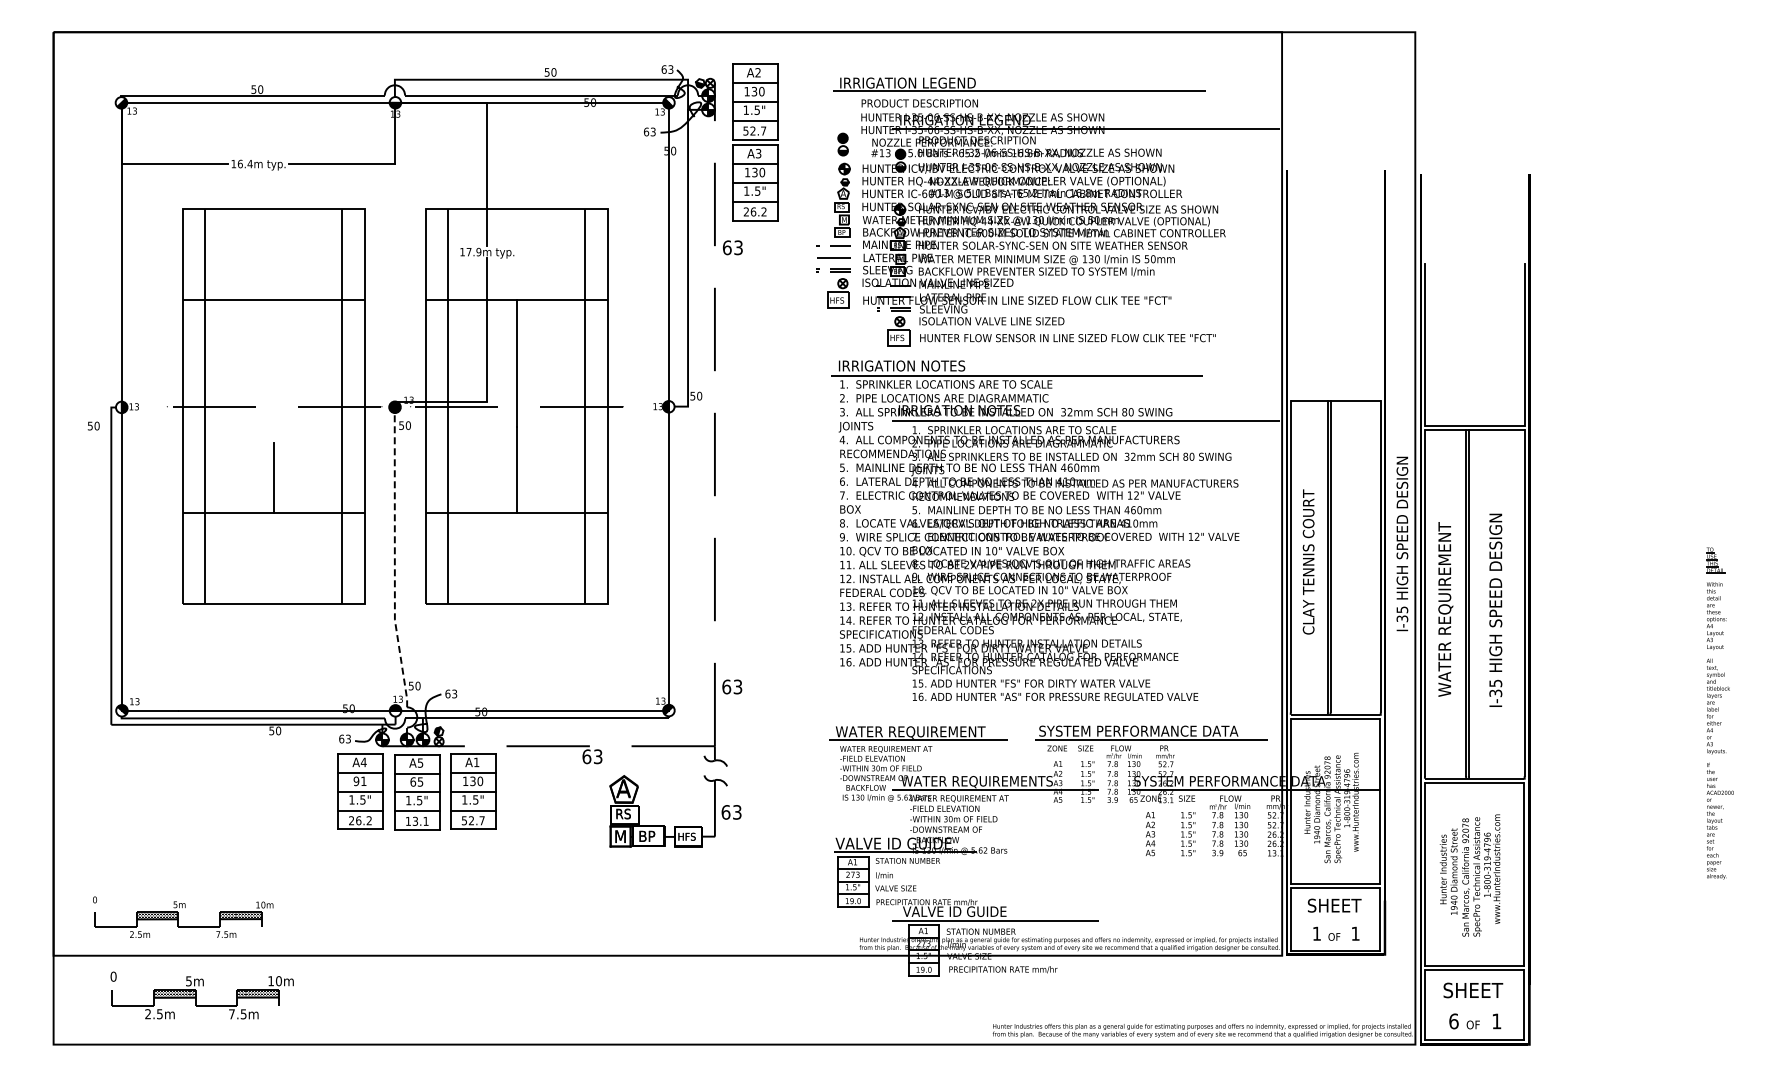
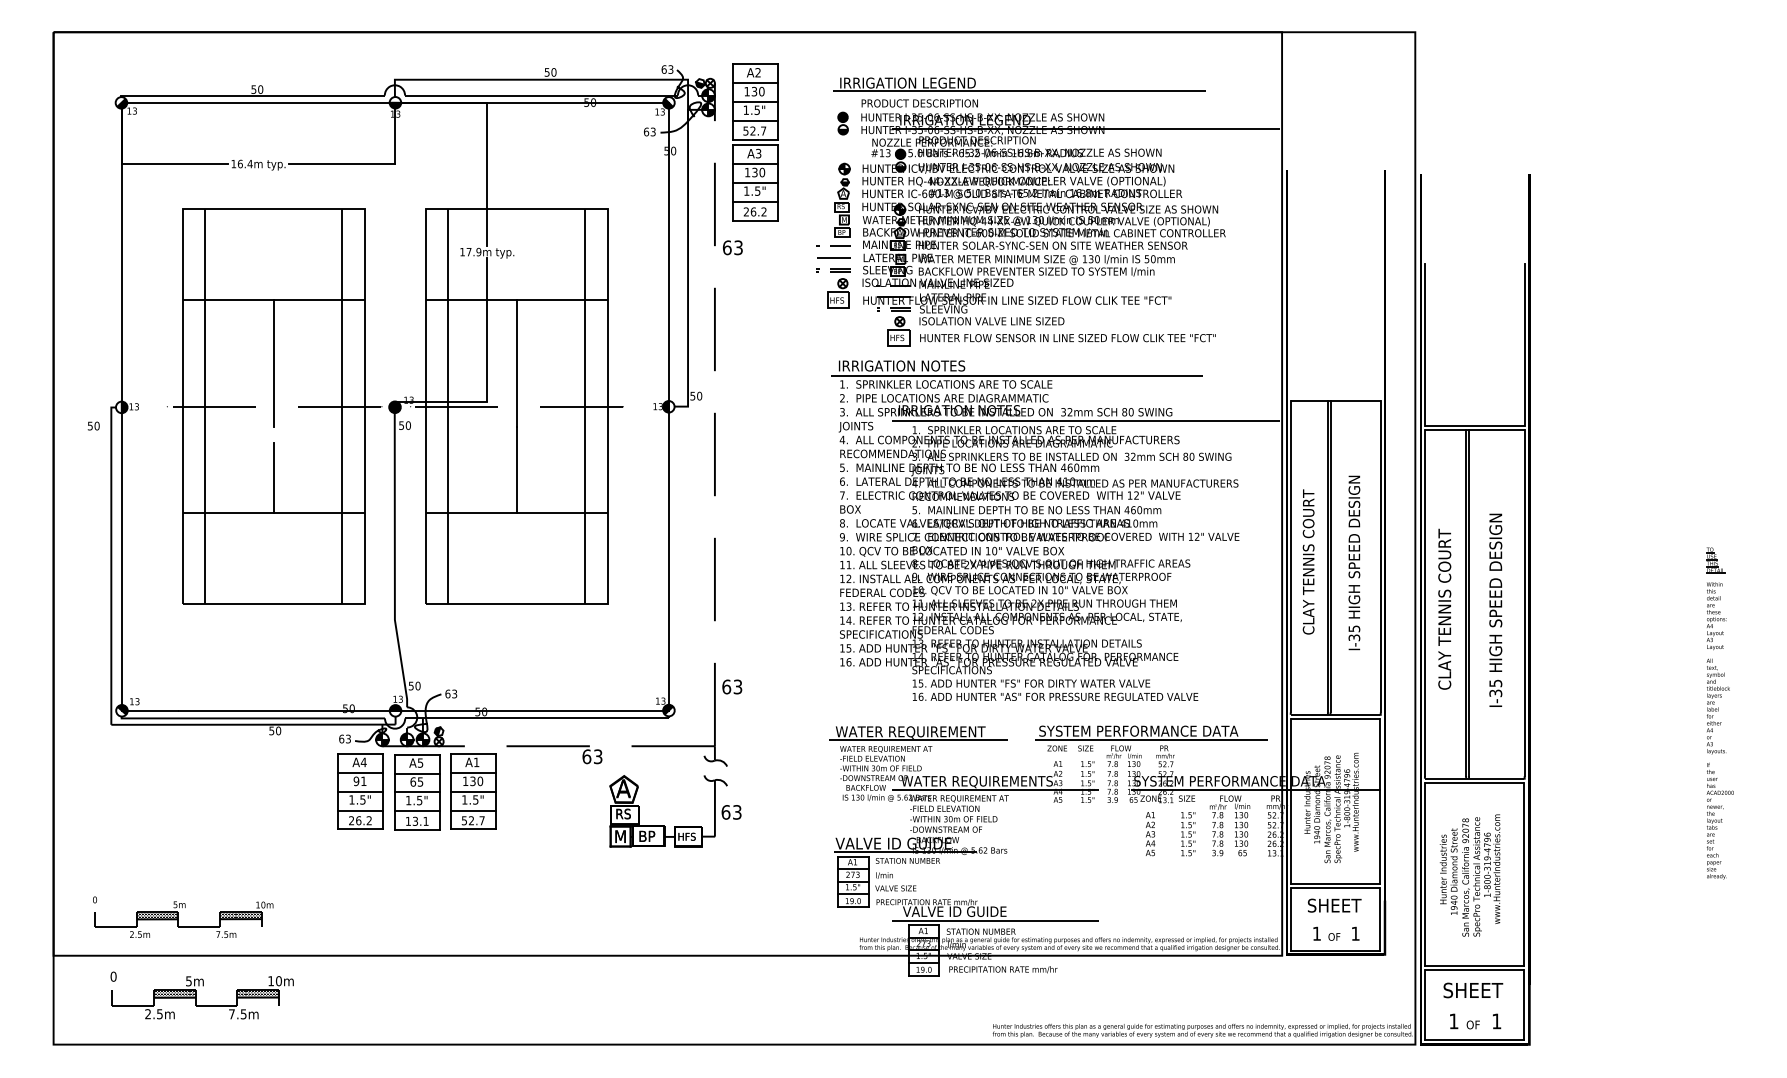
part position: (842, 144) -> (842, 123) (842, 123)
line: none -> present (273, 363)
text position: (1402, 543) -> (1354, 562) (1354, 562)
line: dashed -> solid (394, 561)
text: WATER REQUIREMENT -> CLAY TENNIS COURT (1445, 609)
text: 6 -> 1 (1453, 1021)
